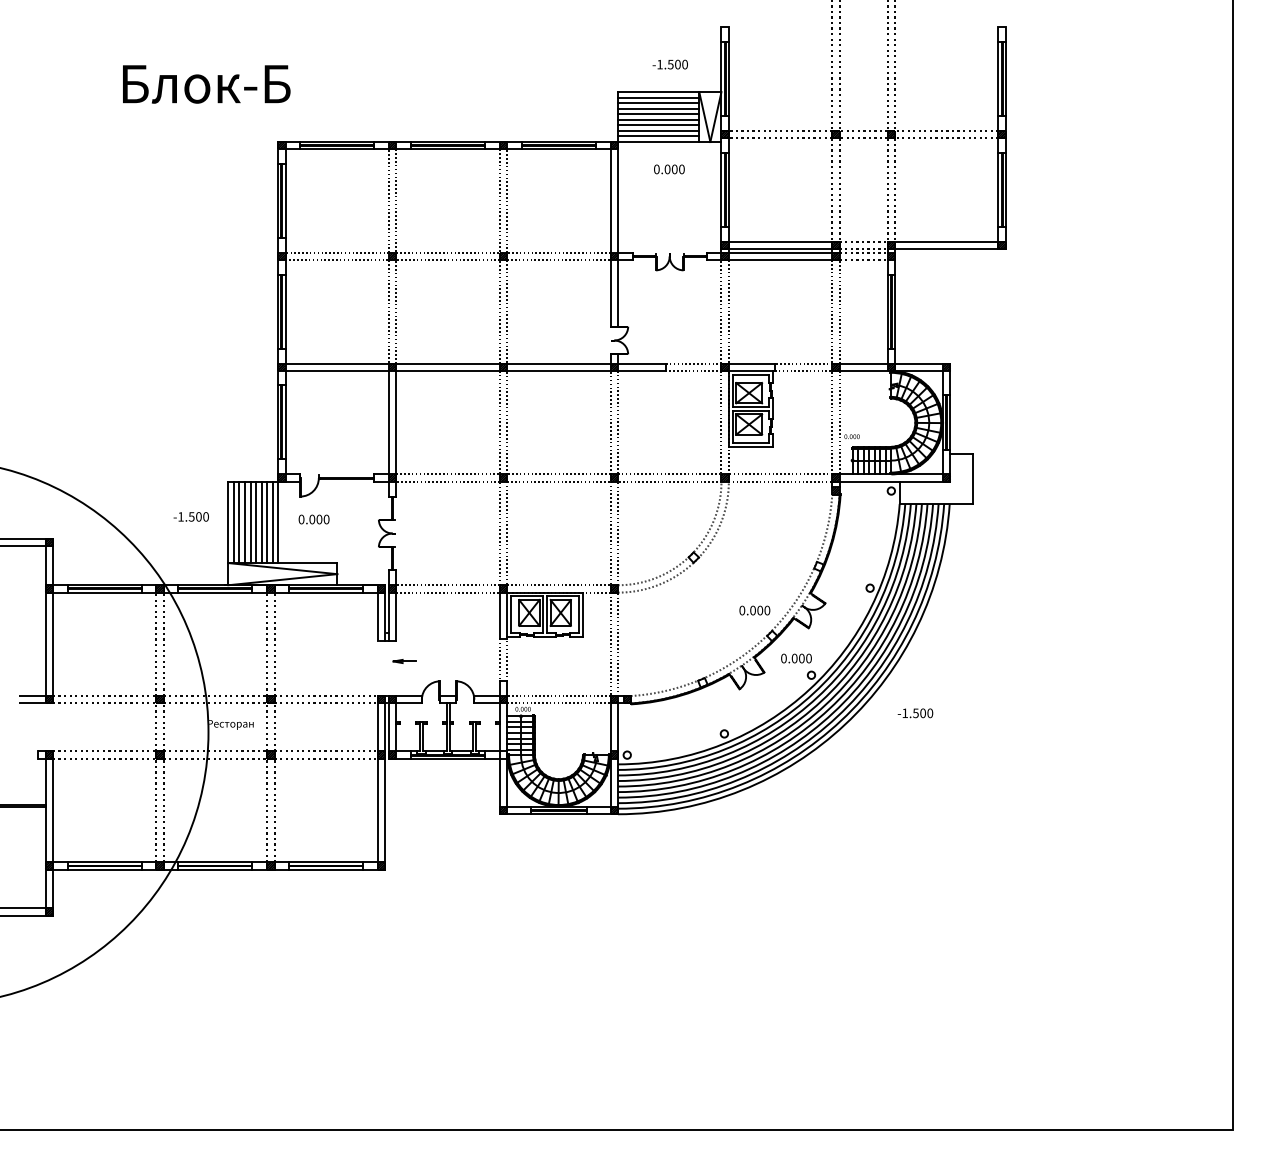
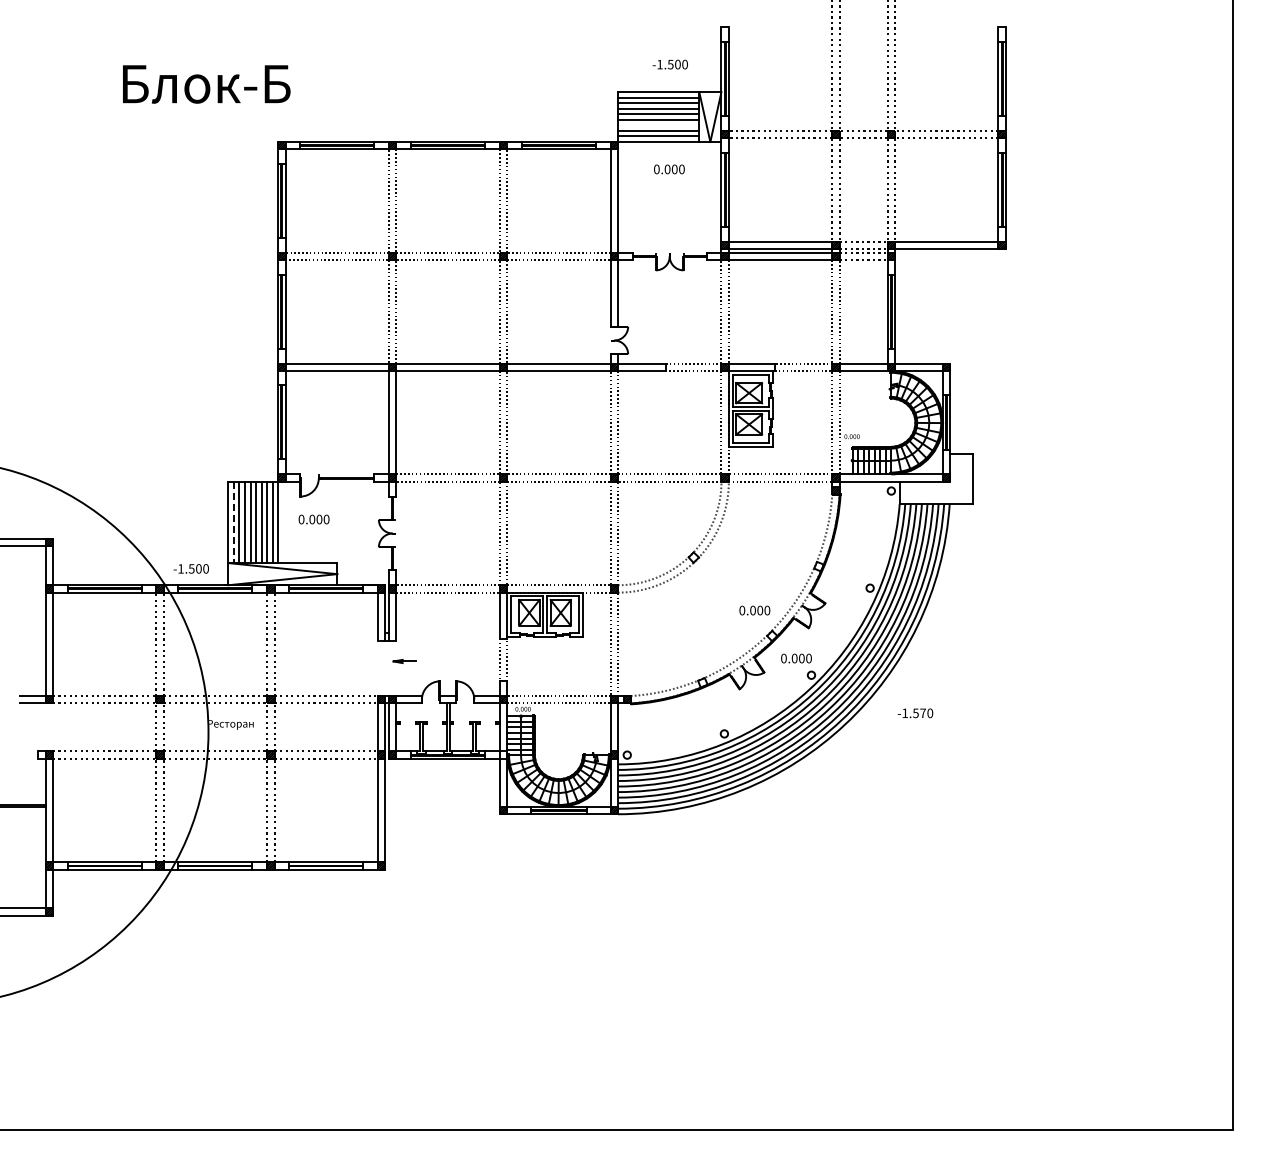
line: present -> none (658, 125)
text position: (190, 516) -> (190, 568) (190, 568)
line: solid -> dashed (233, 522)
text: -1.500 -> -1.570 (922, 713)
